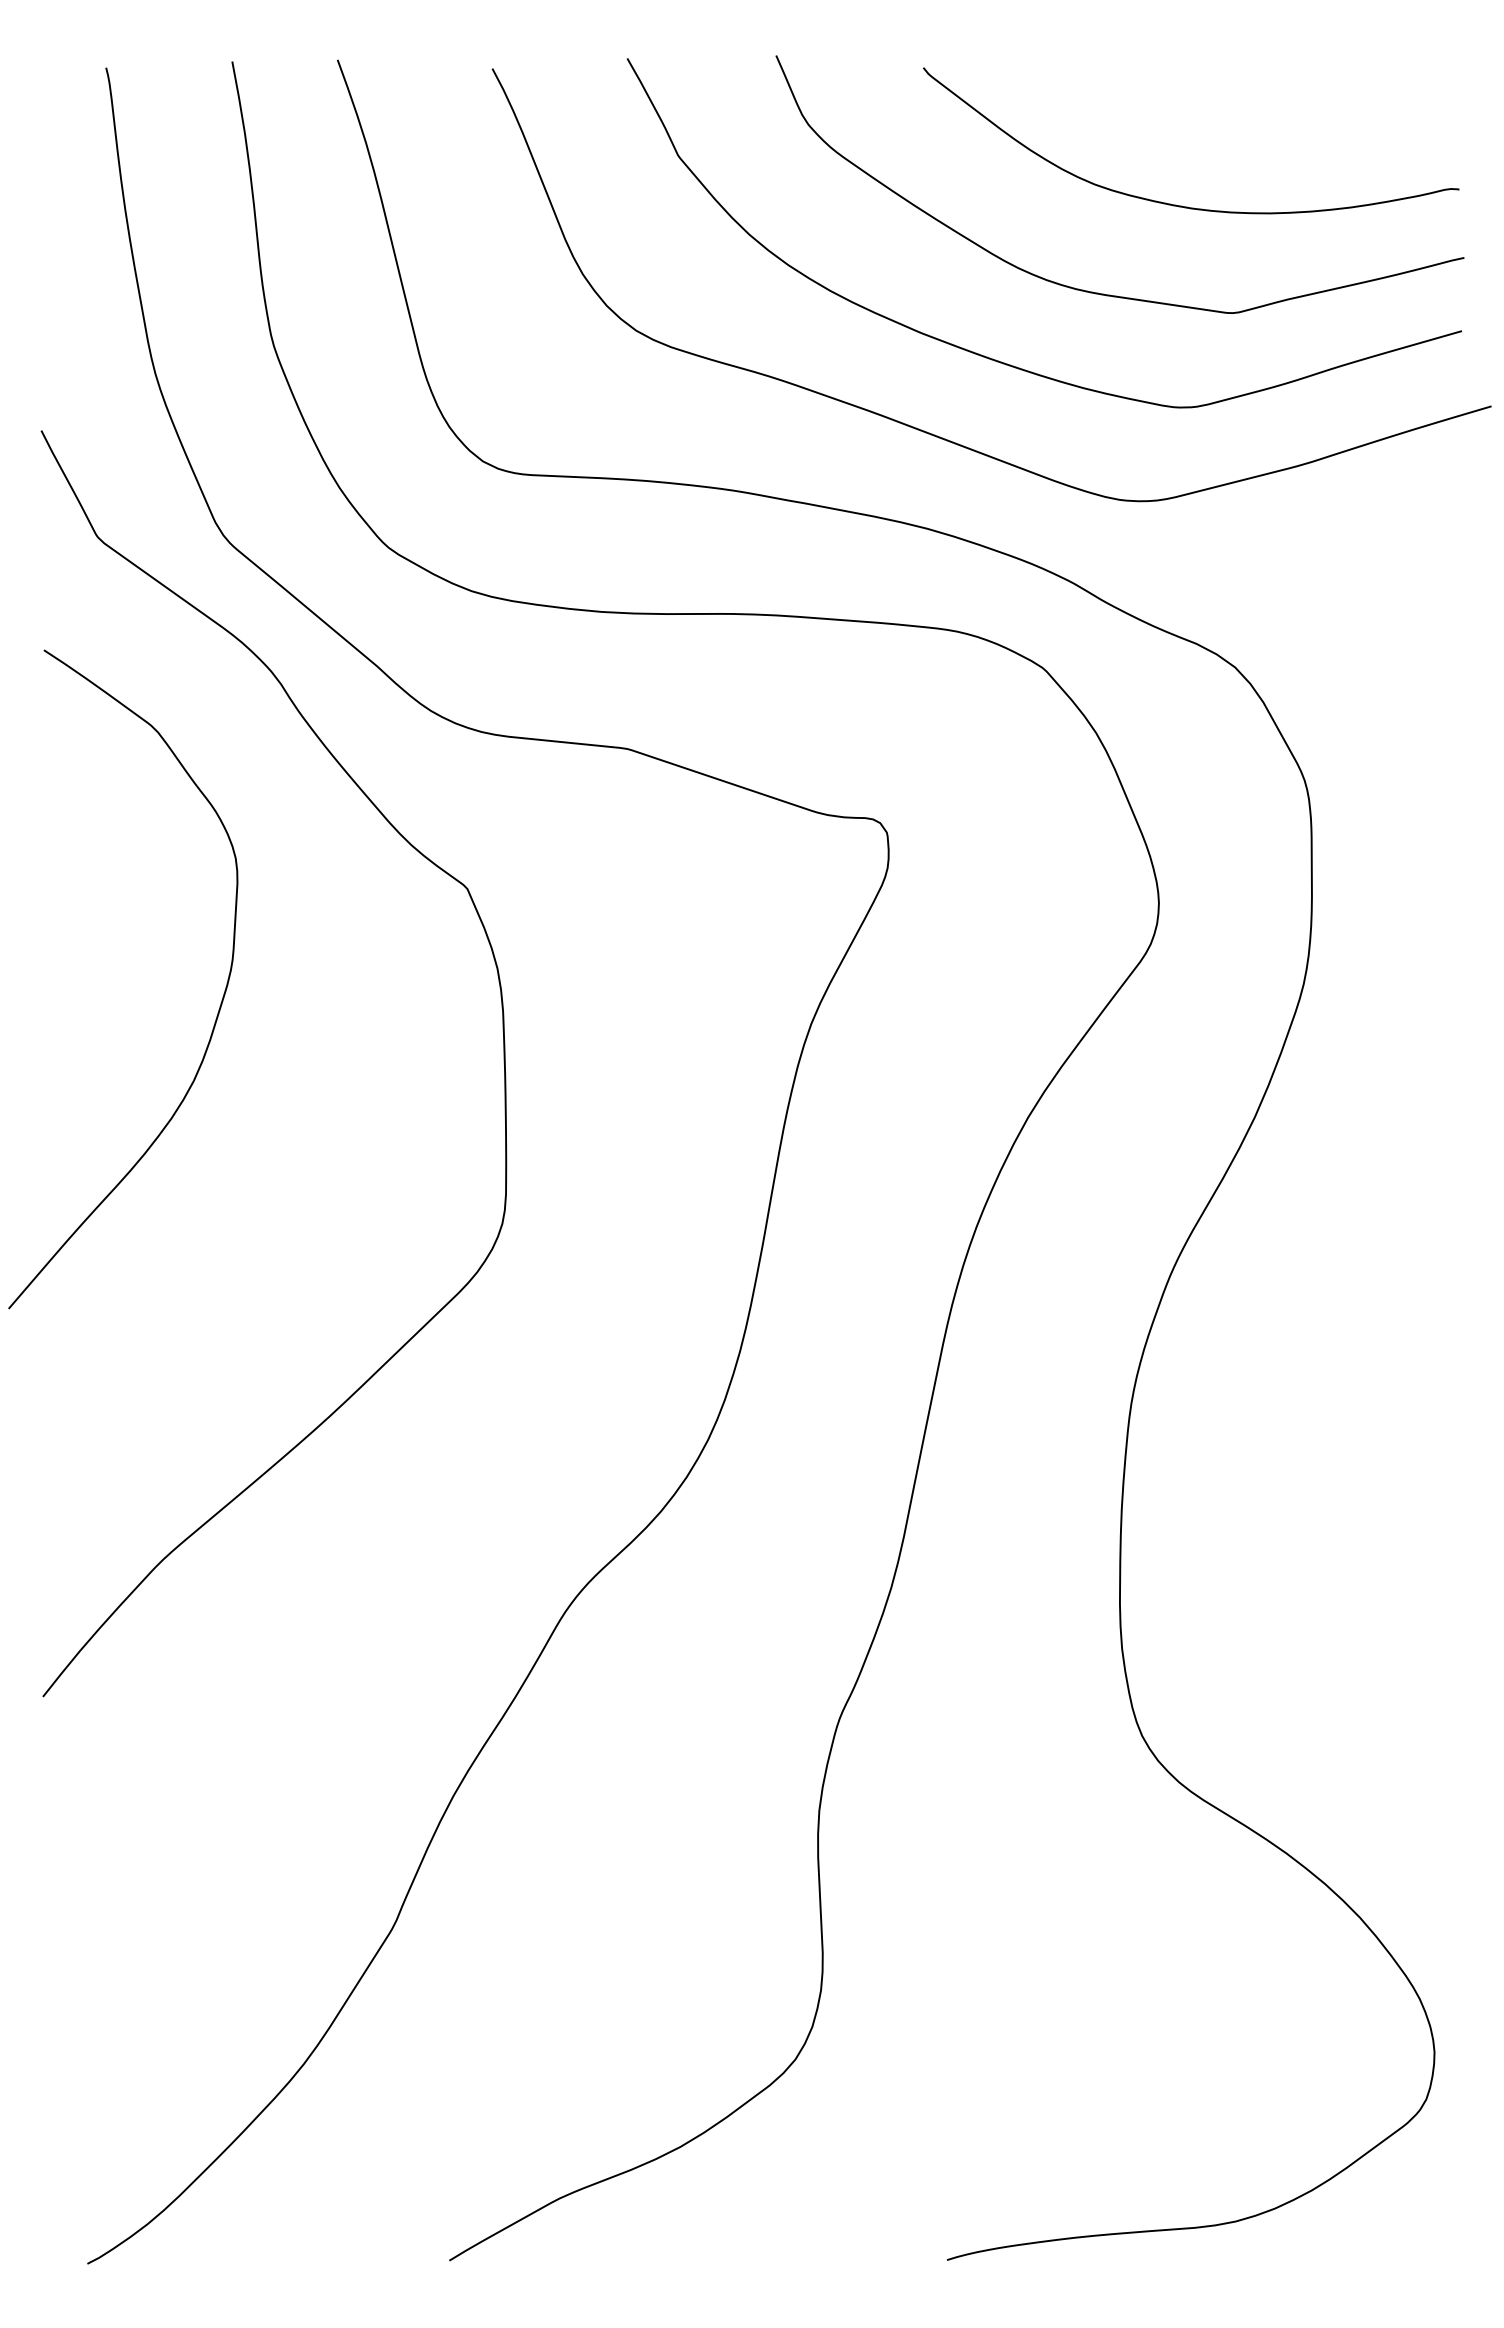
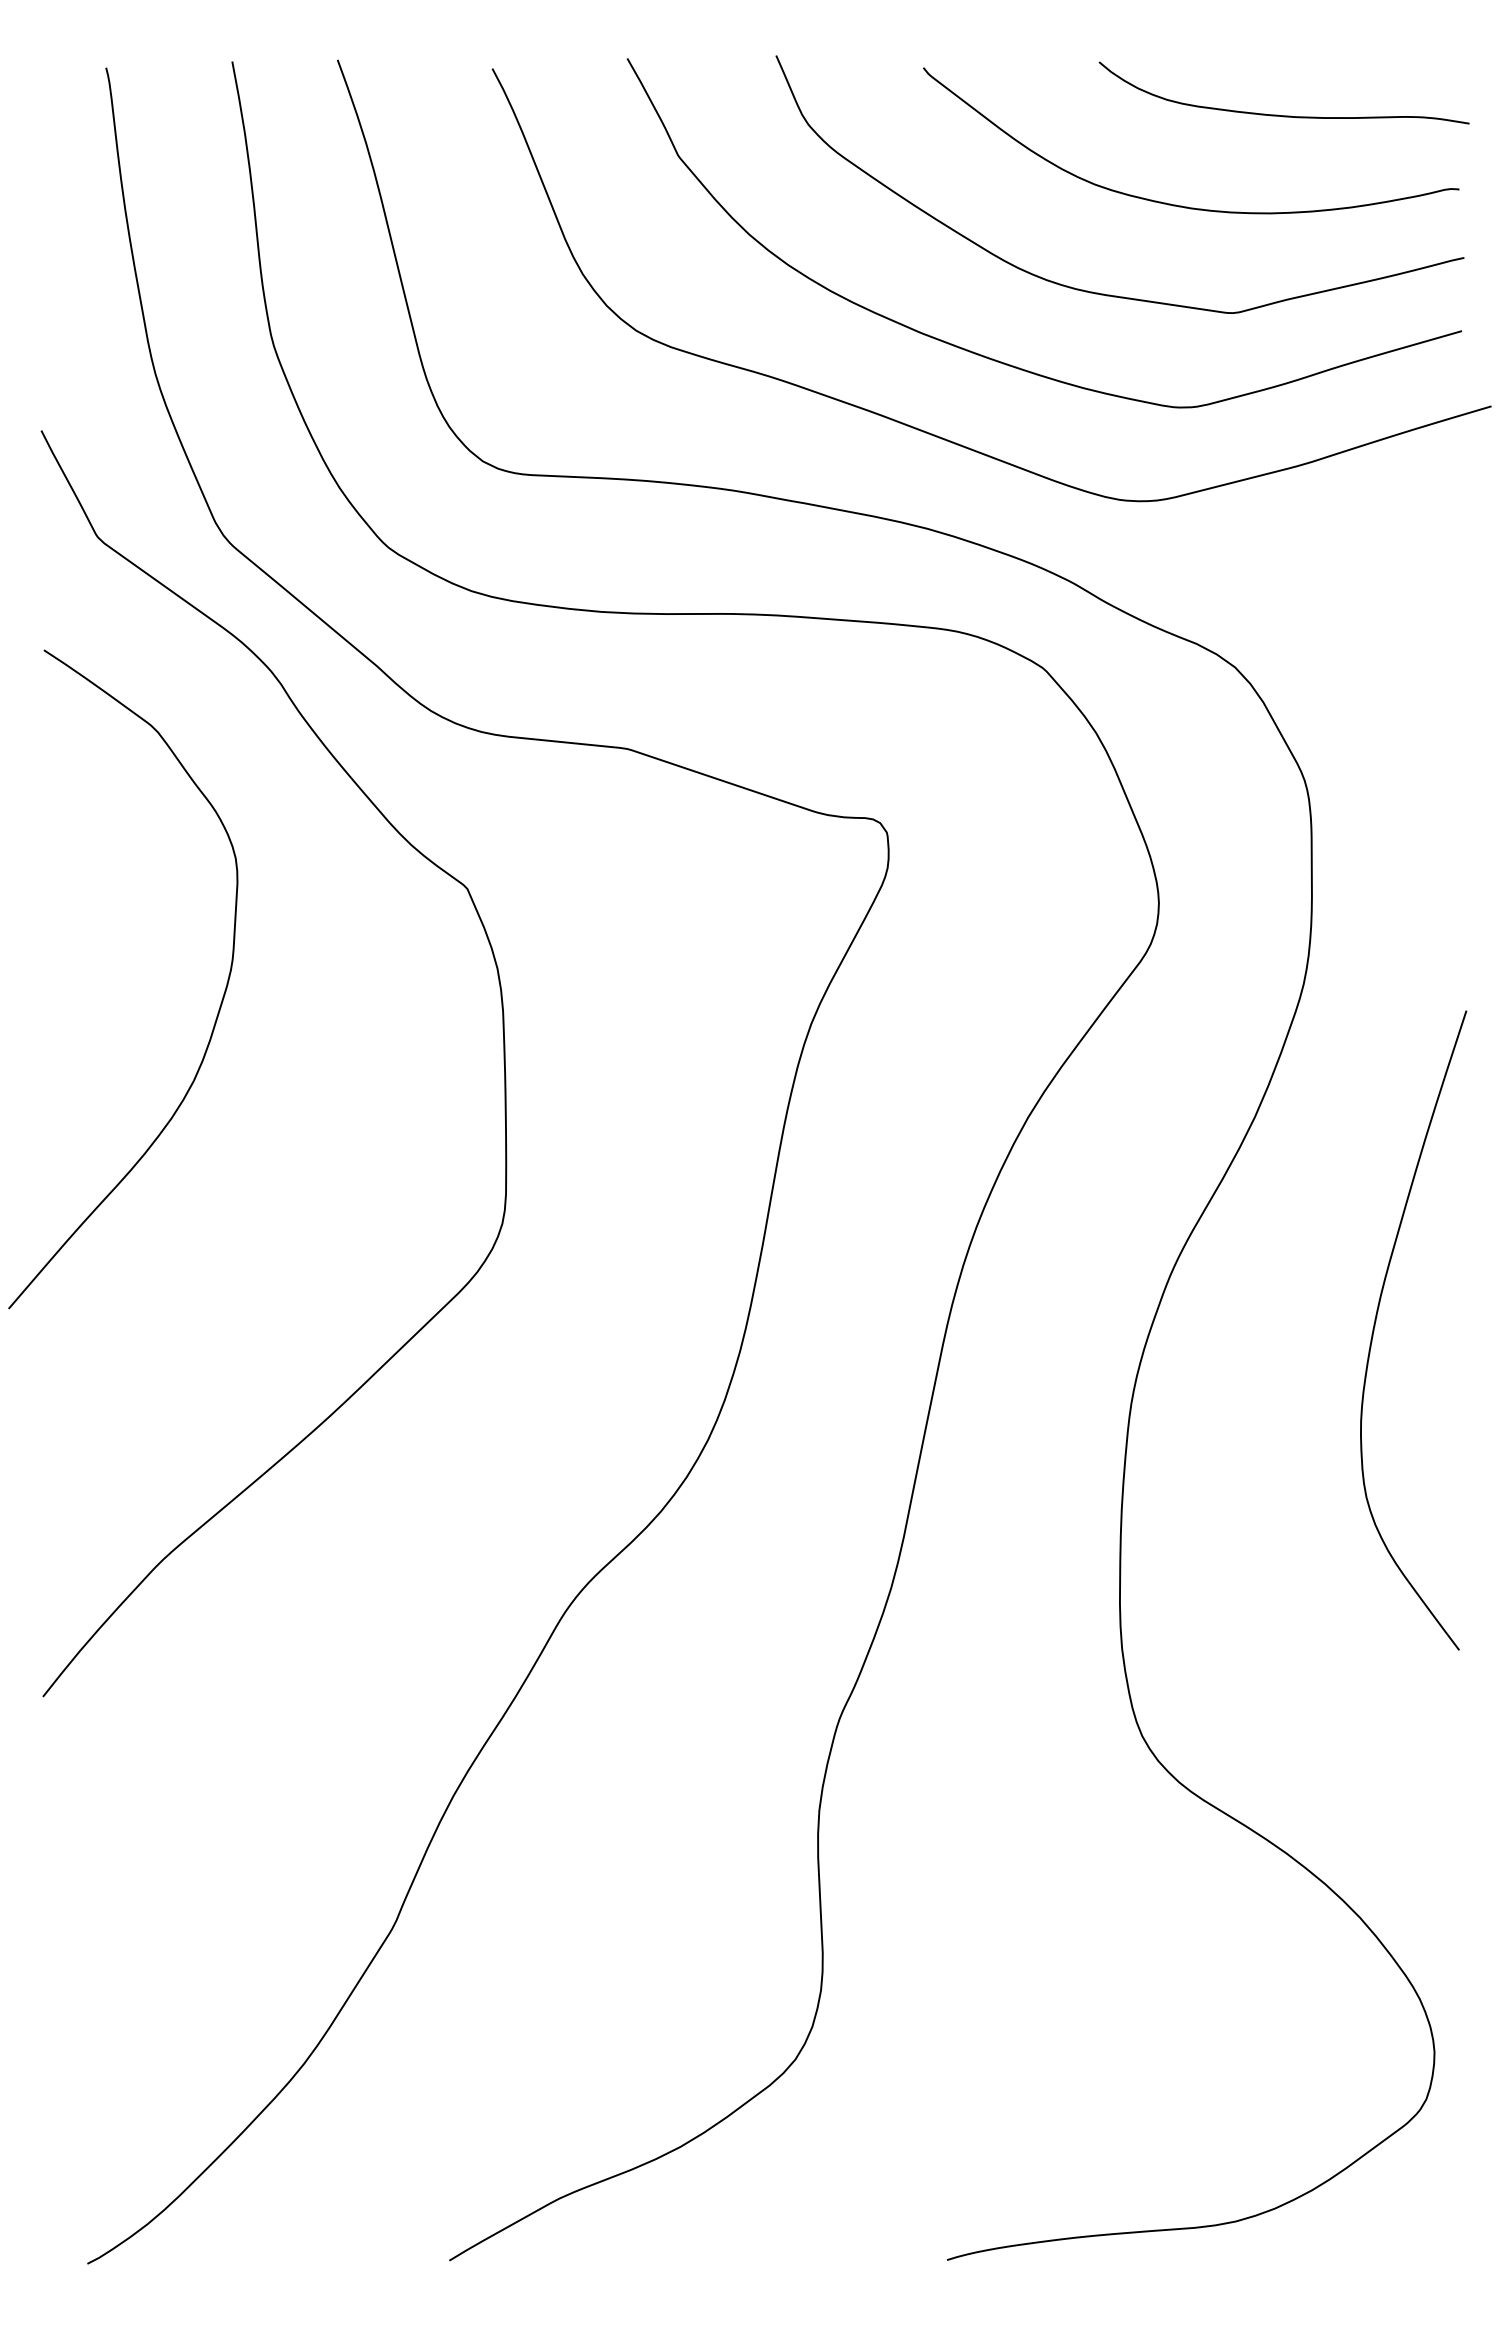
curve: none -> present (1278, 114)
curve: none -> present (1376, 1321)
